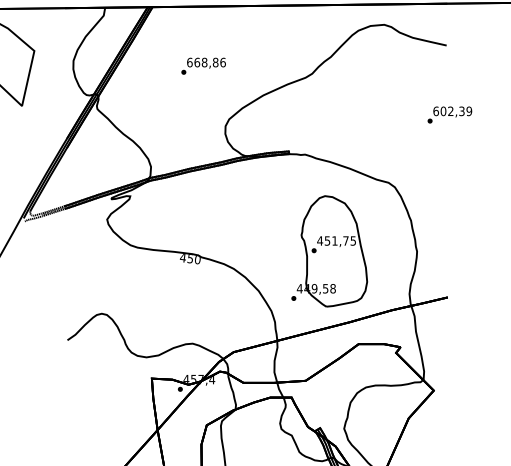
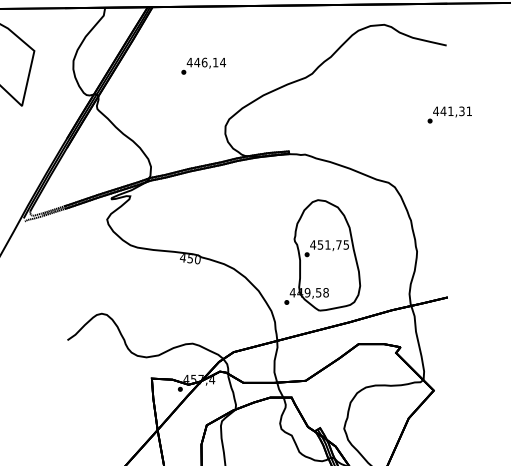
text: 668,86 -> 446,14 (206, 62)
text: 602,39 -> 441,31 (452, 111)
part position: (329, 251) -> (322, 255) (322, 255)
